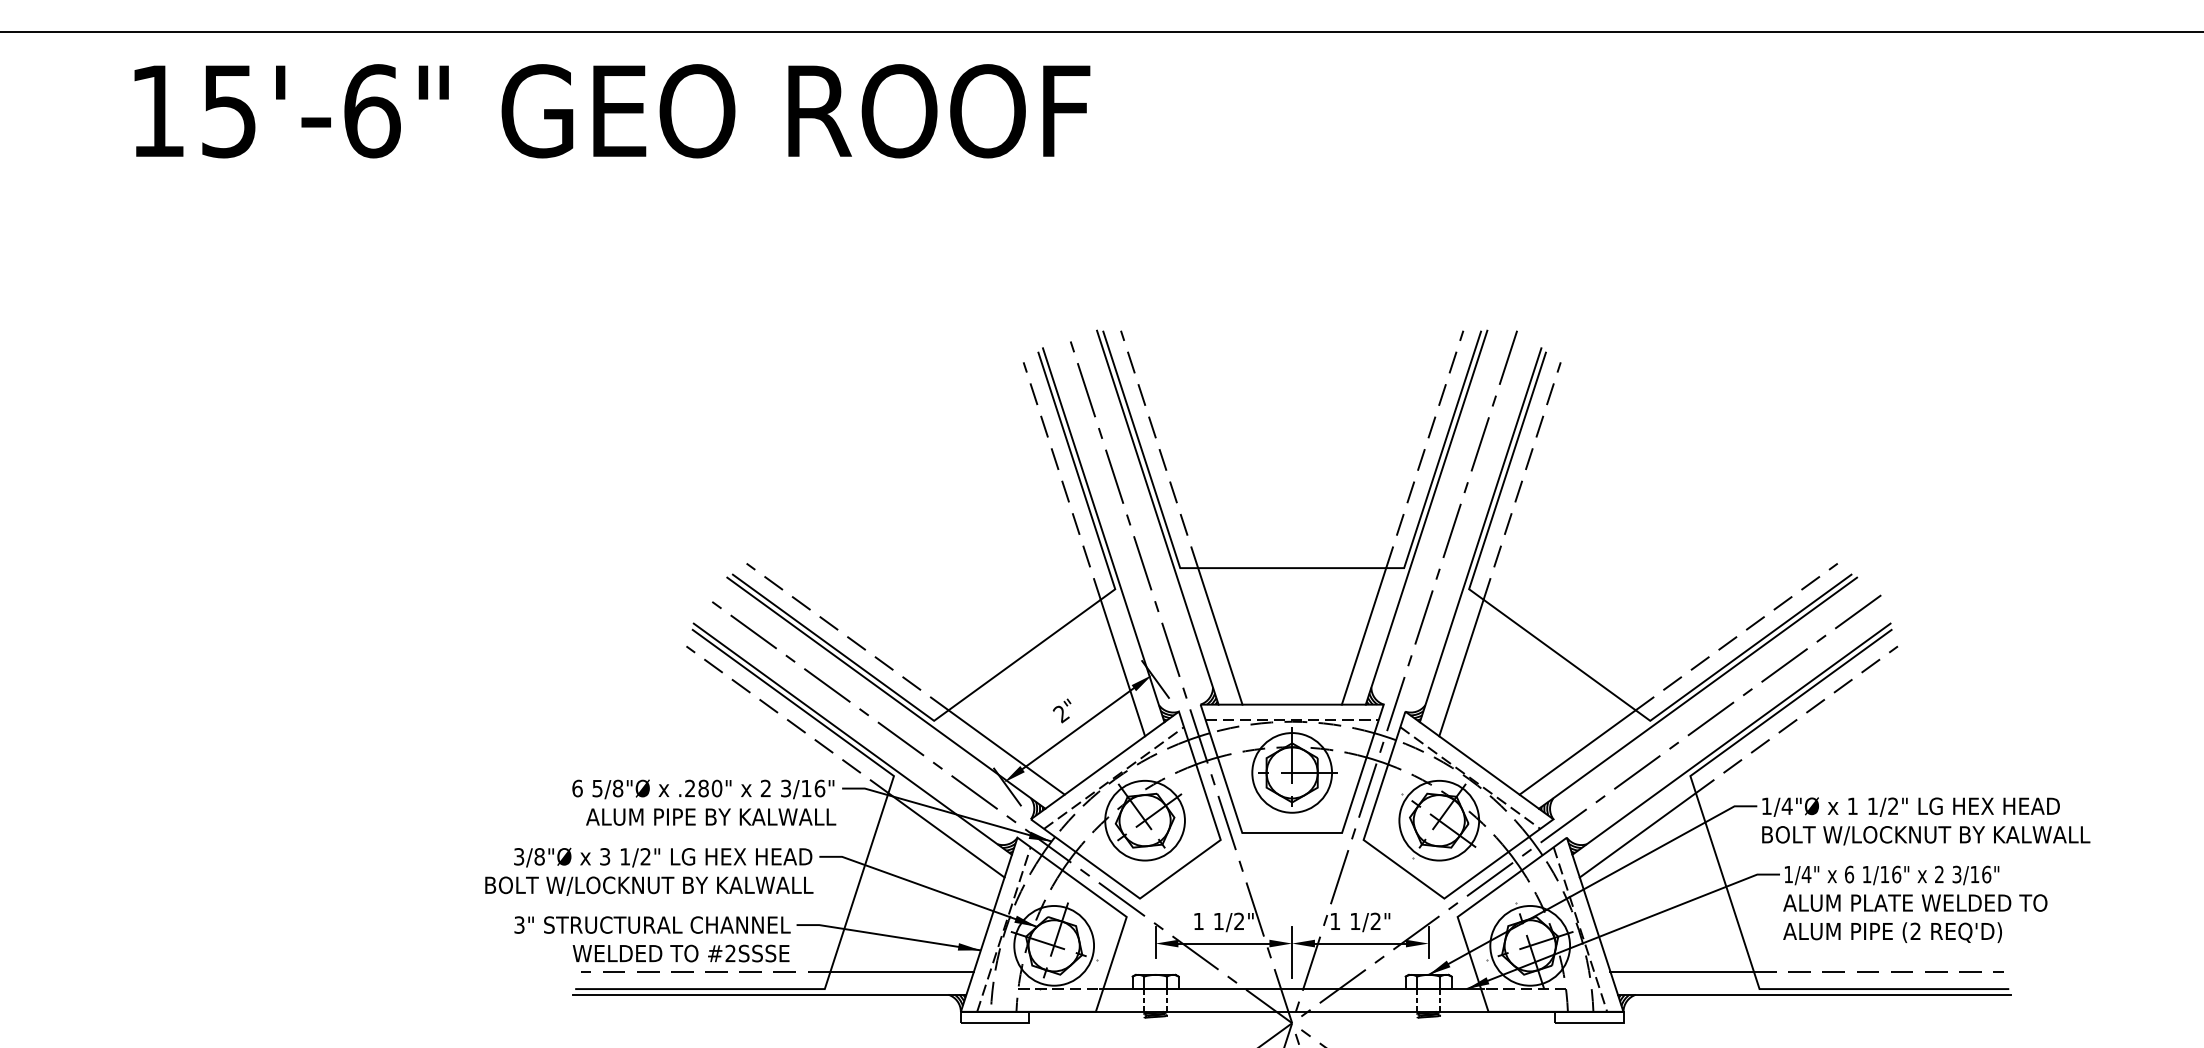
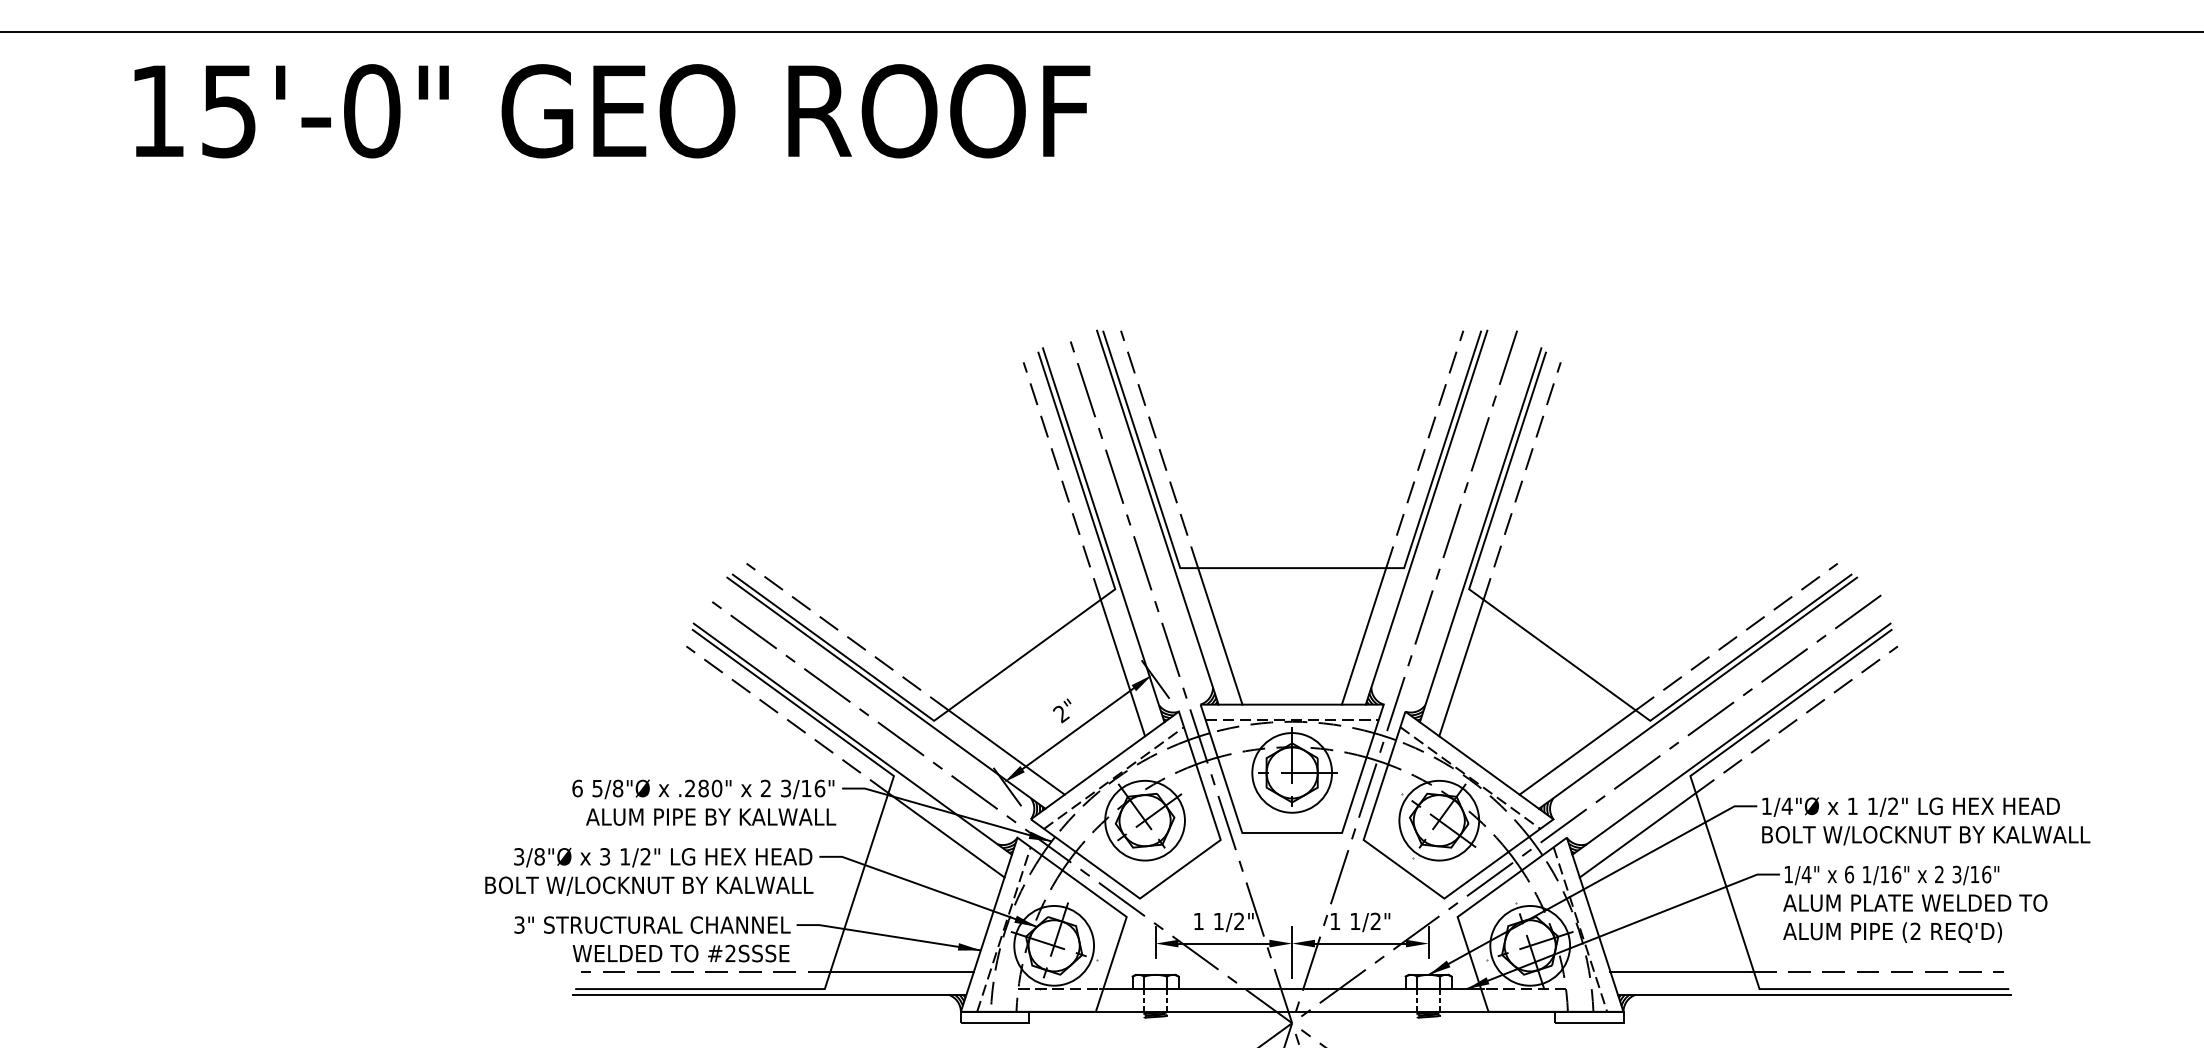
text: 15'-6" -> 15'-0" (372, 111)
